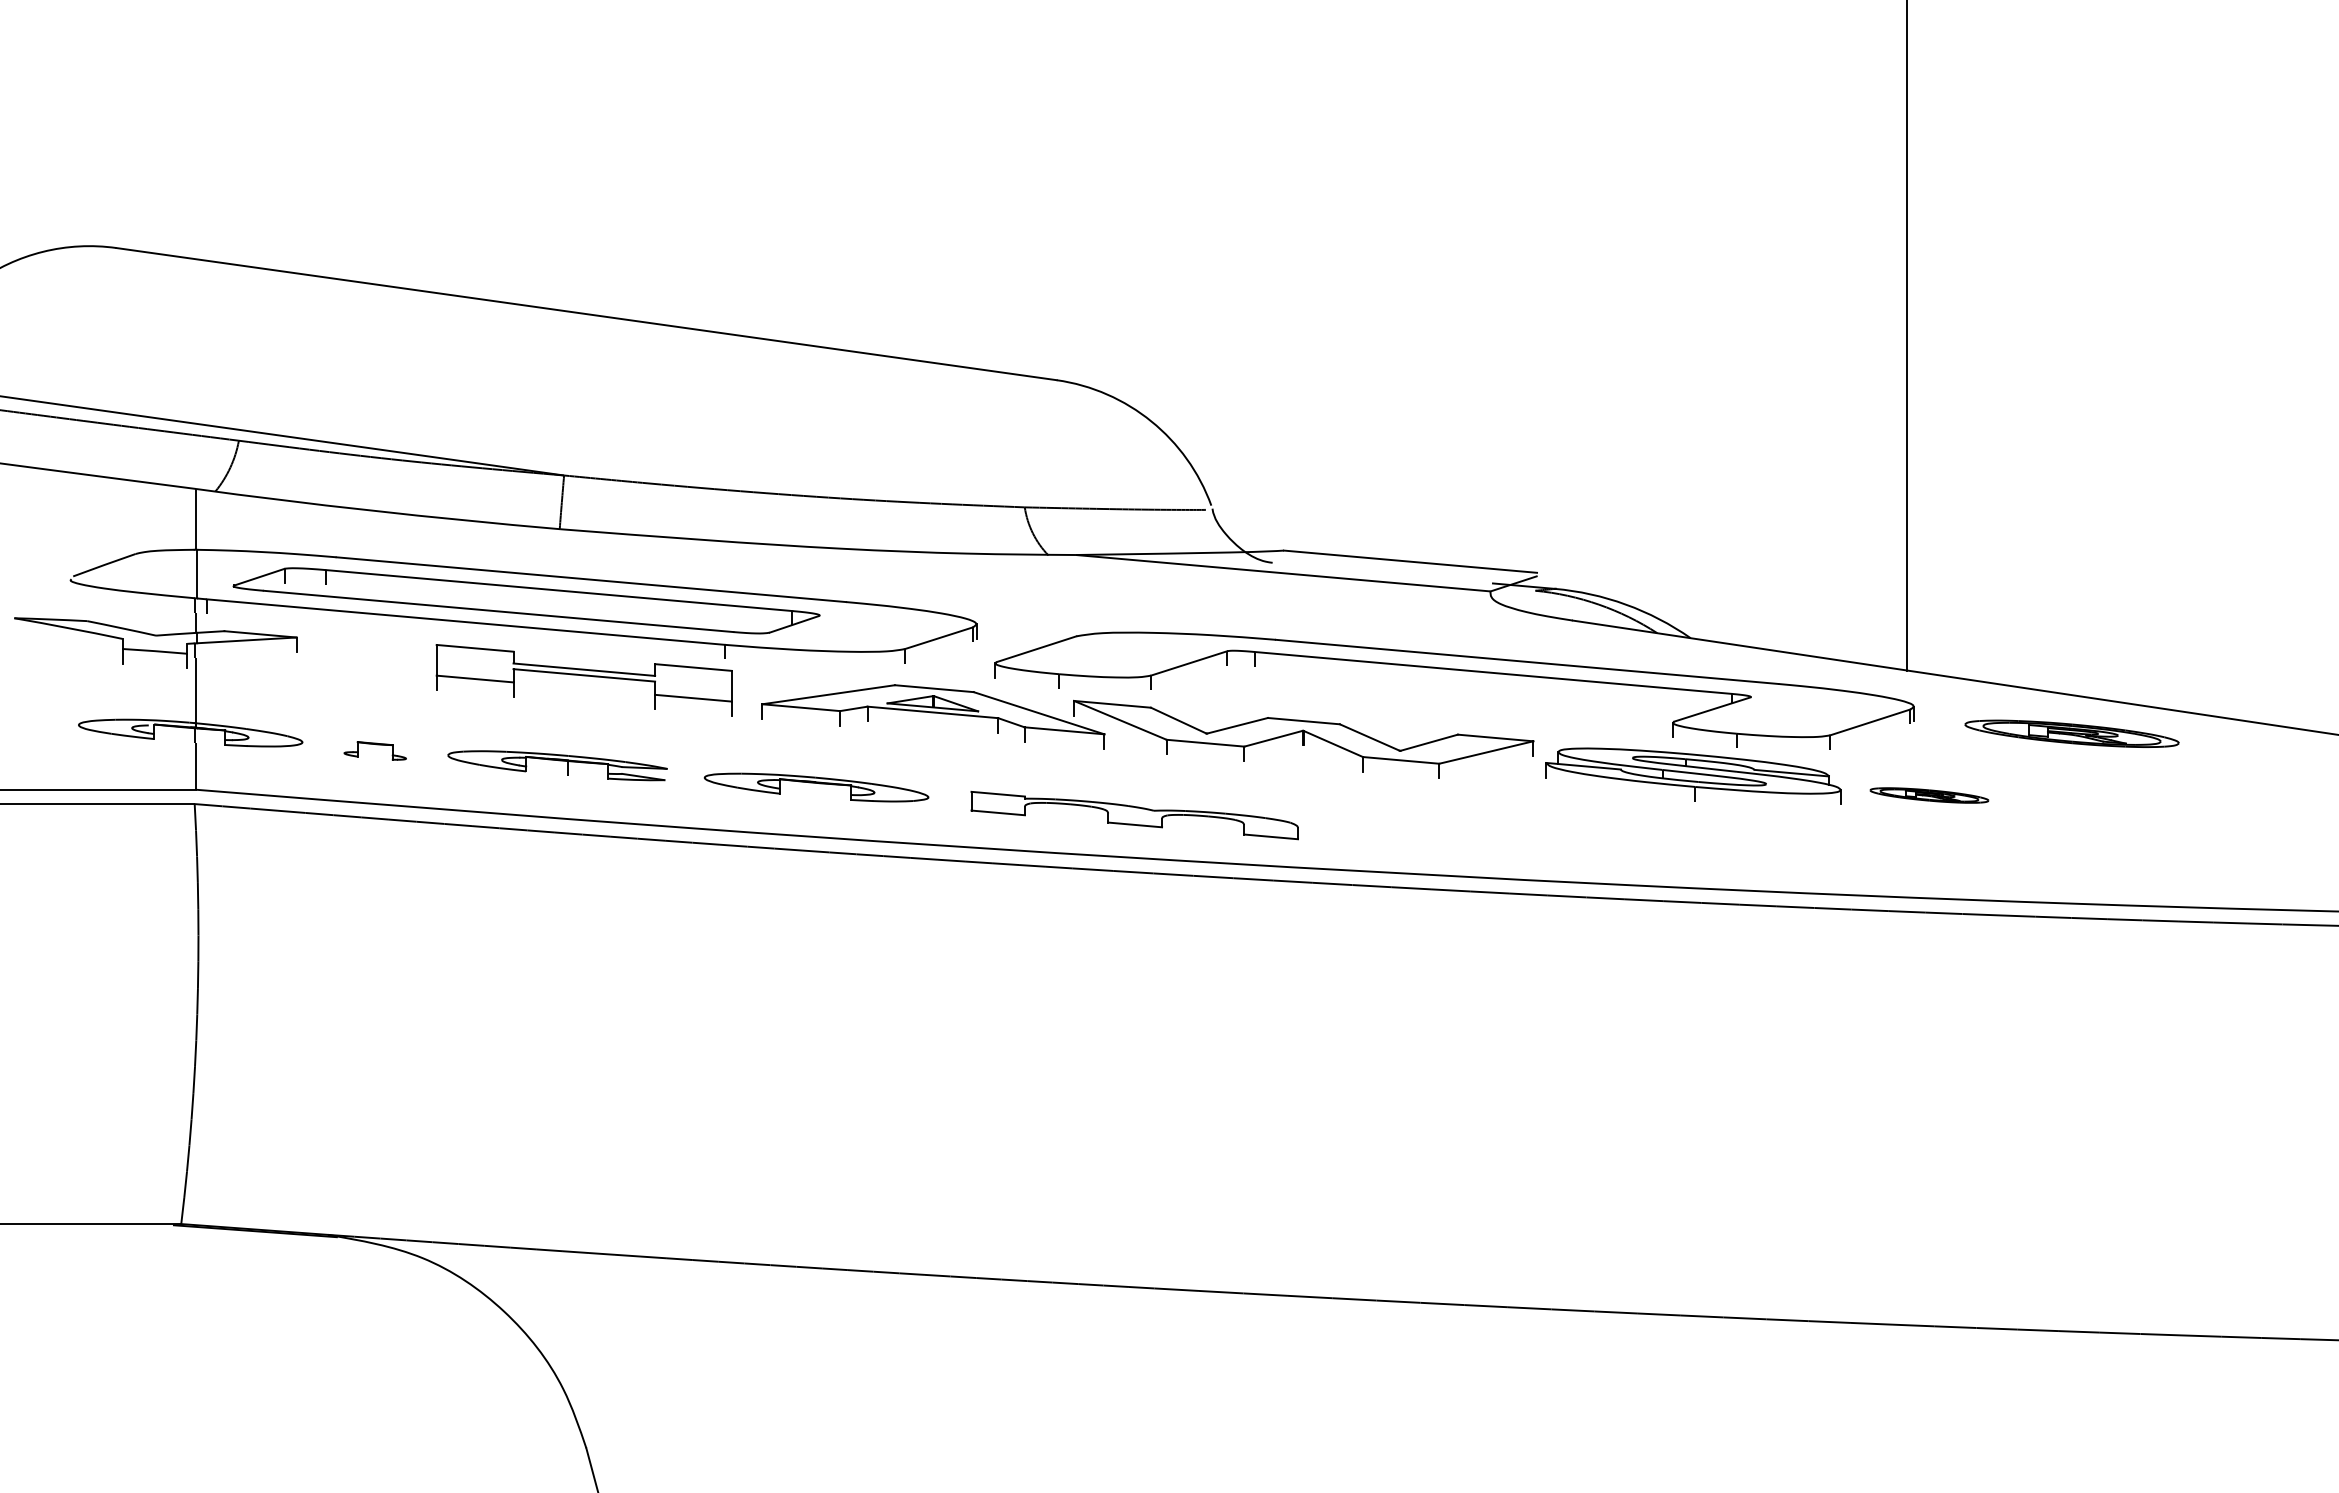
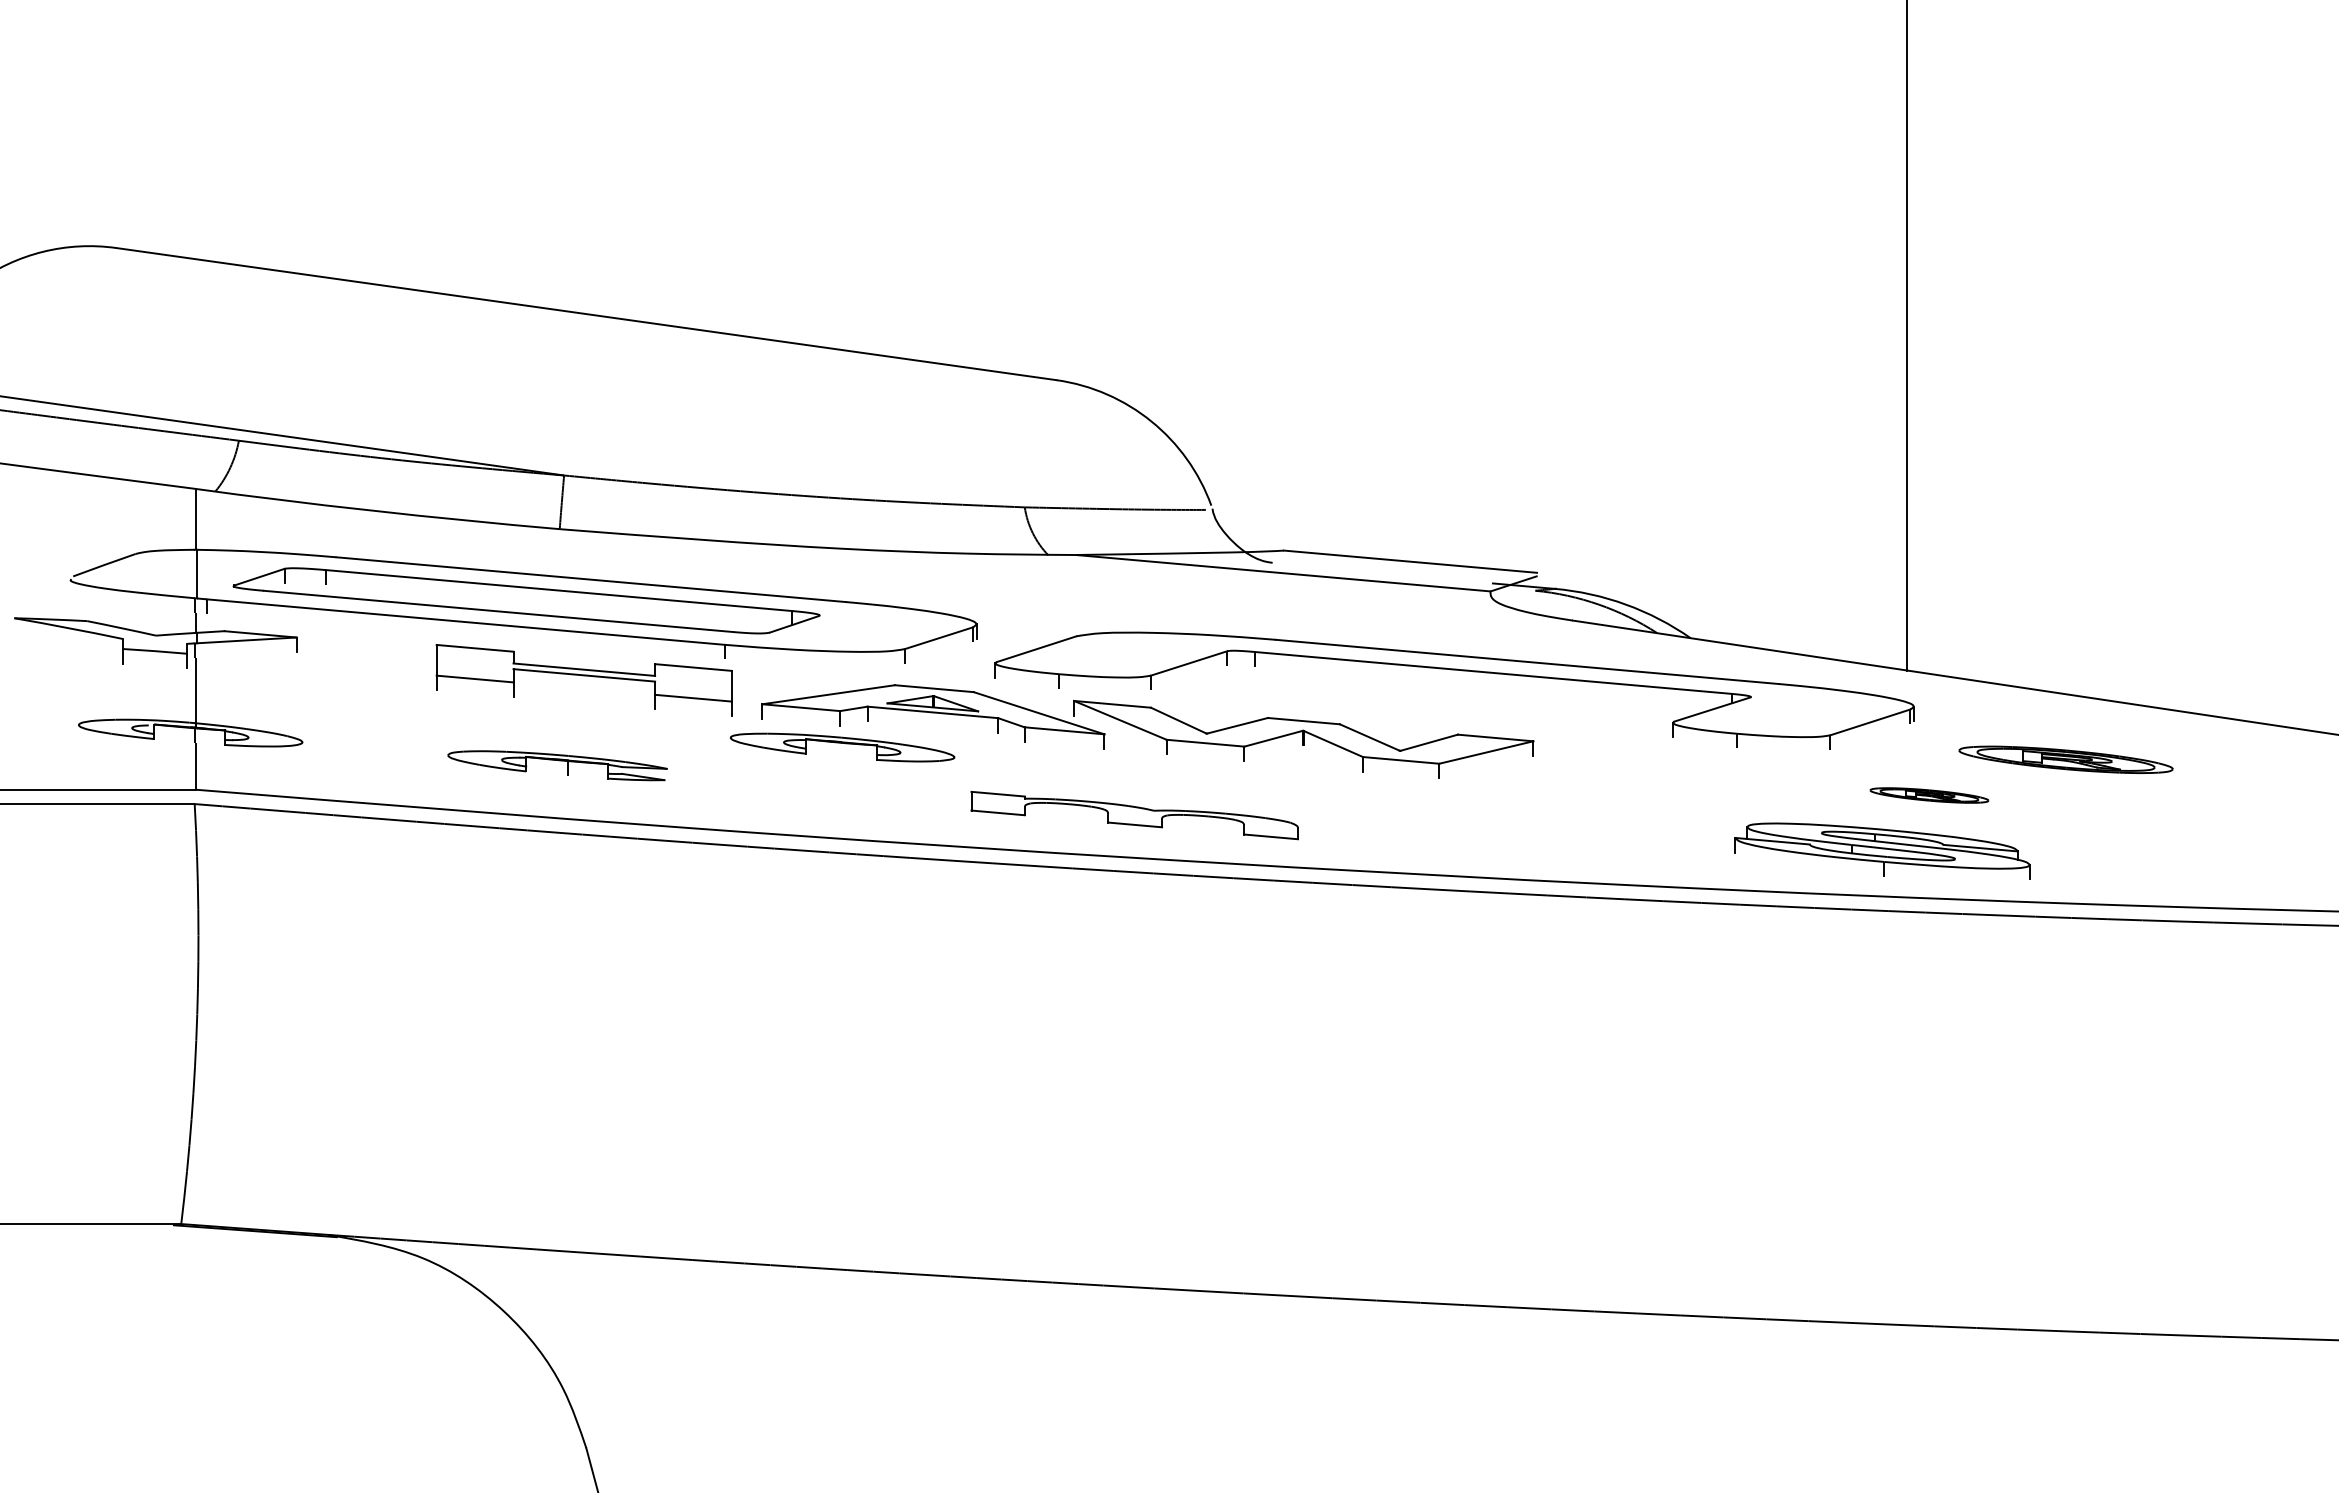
part position: (2071, 733) -> (2065, 759) (2065, 759)
part: present -> none (374, 750)
part position: (1693, 775) -> (1882, 850) (1882, 850)
part position: (816, 787) -> (842, 747) (842, 747)
